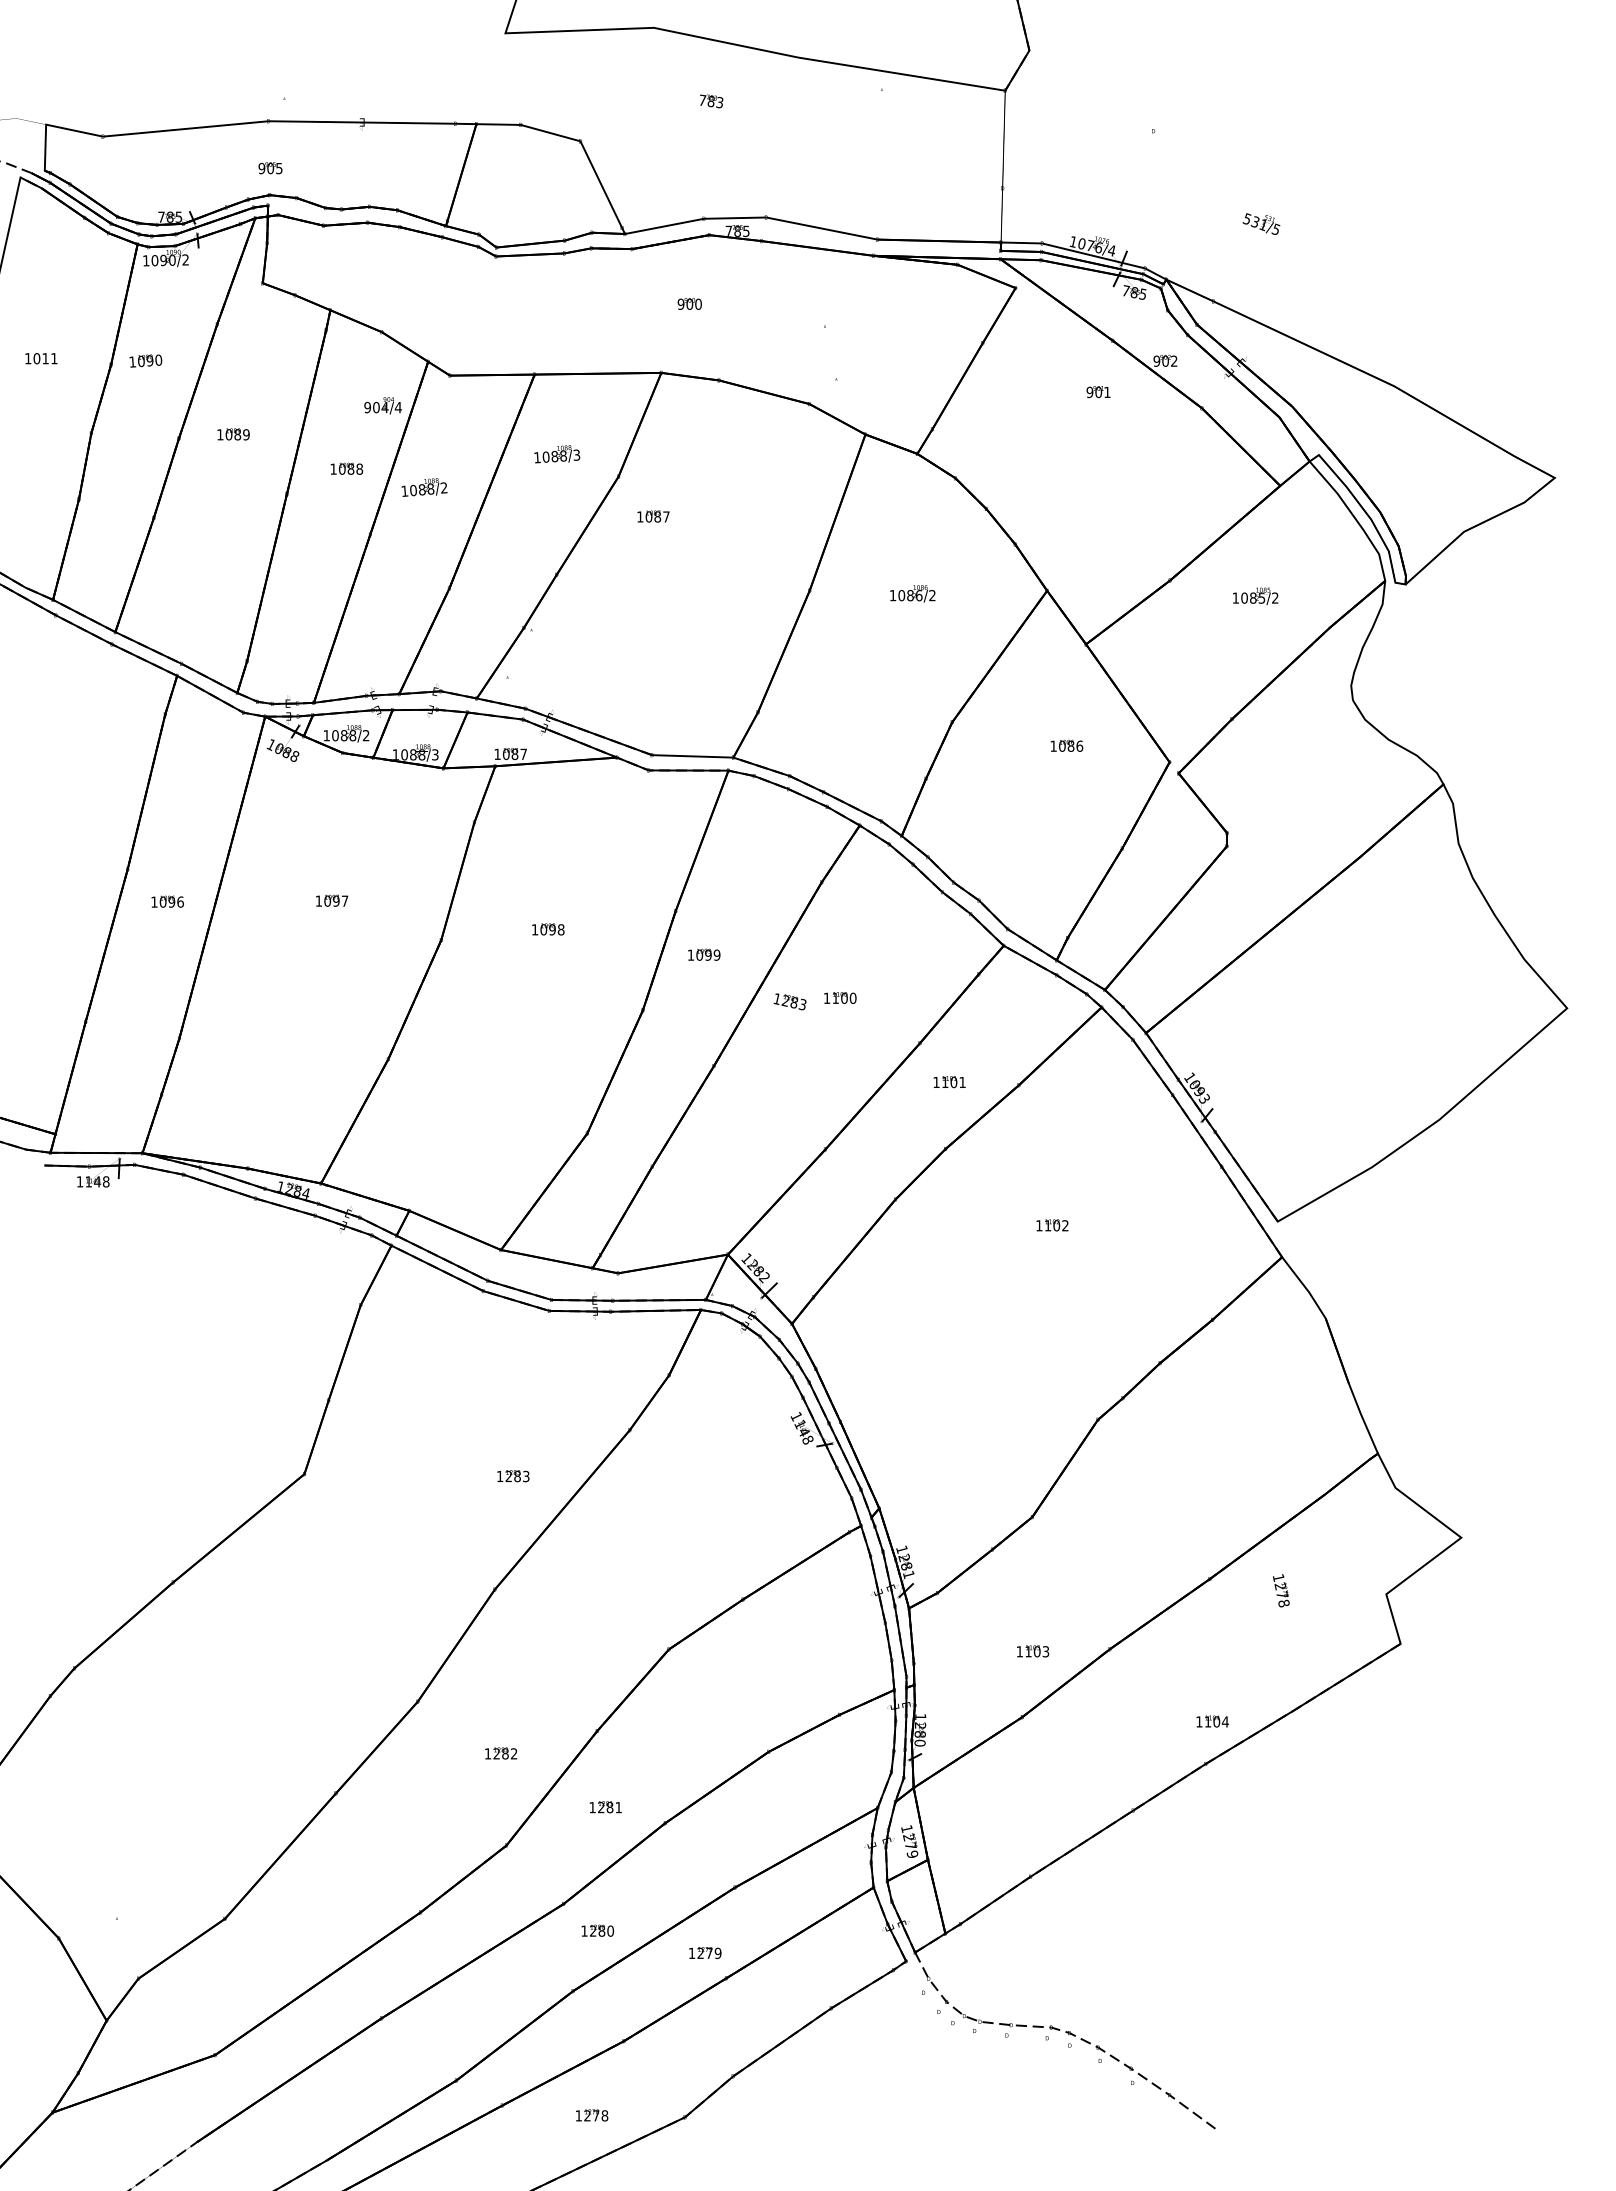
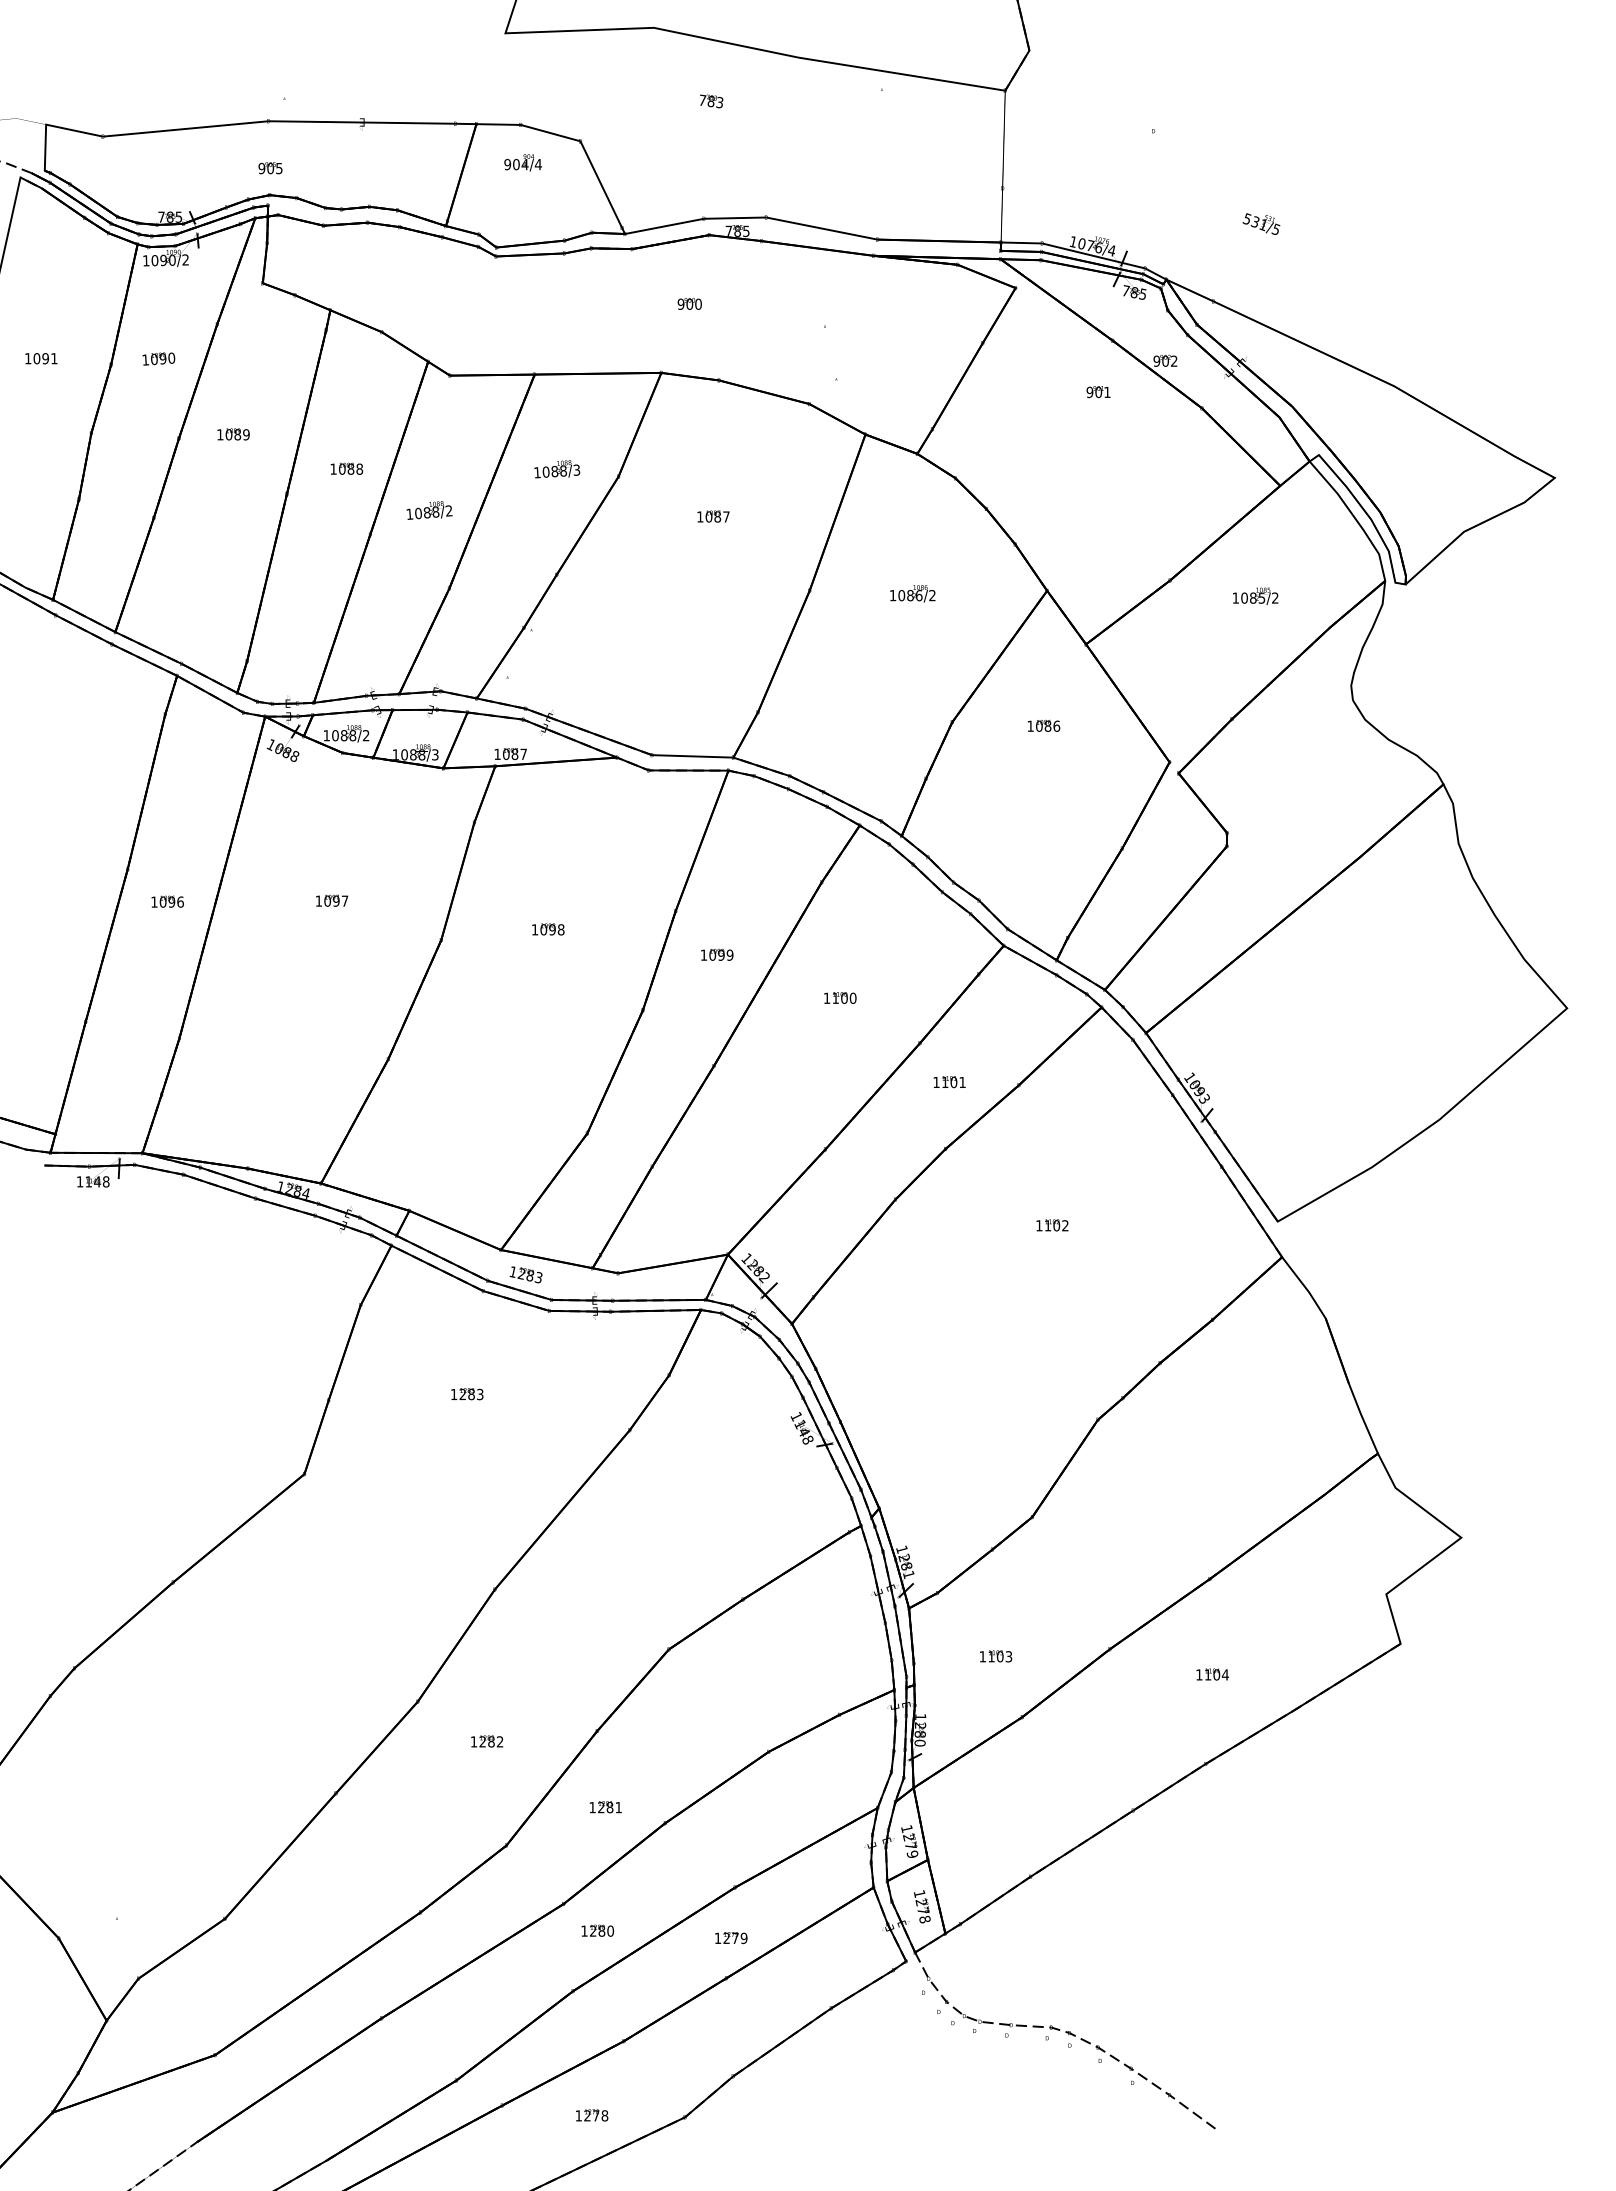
text: 1011 -> 1091 (45, 358)
text position: (145, 360) -> (158, 358) (158, 358)
text position: (382, 405) -> (522, 162) (522, 162)
text position: (557, 454) -> (557, 469) (557, 469)
text position: (424, 487) -> (429, 510) (429, 510)
text position: (653, 516) -> (713, 516) (713, 516)
text position: (1066, 745) -> (1043, 725) (1043, 725)
text position: (704, 954) -> (717, 954) (717, 954)
text position: (789, 1001) -> (525, 1274) (525, 1274)
text position: (513, 1476) -> (467, 1394) (467, 1394)
text position: (1281, 1590) -> (922, 1906) (922, 1906)
text position: (1033, 1651) -> (996, 1656) (996, 1656)
text position: (1212, 1721) -> (1212, 1674) (1212, 1674)
text position: (501, 1753) -> (487, 1741) (487, 1741)
text position: (705, 1953) -> (731, 1938) (731, 1938)
